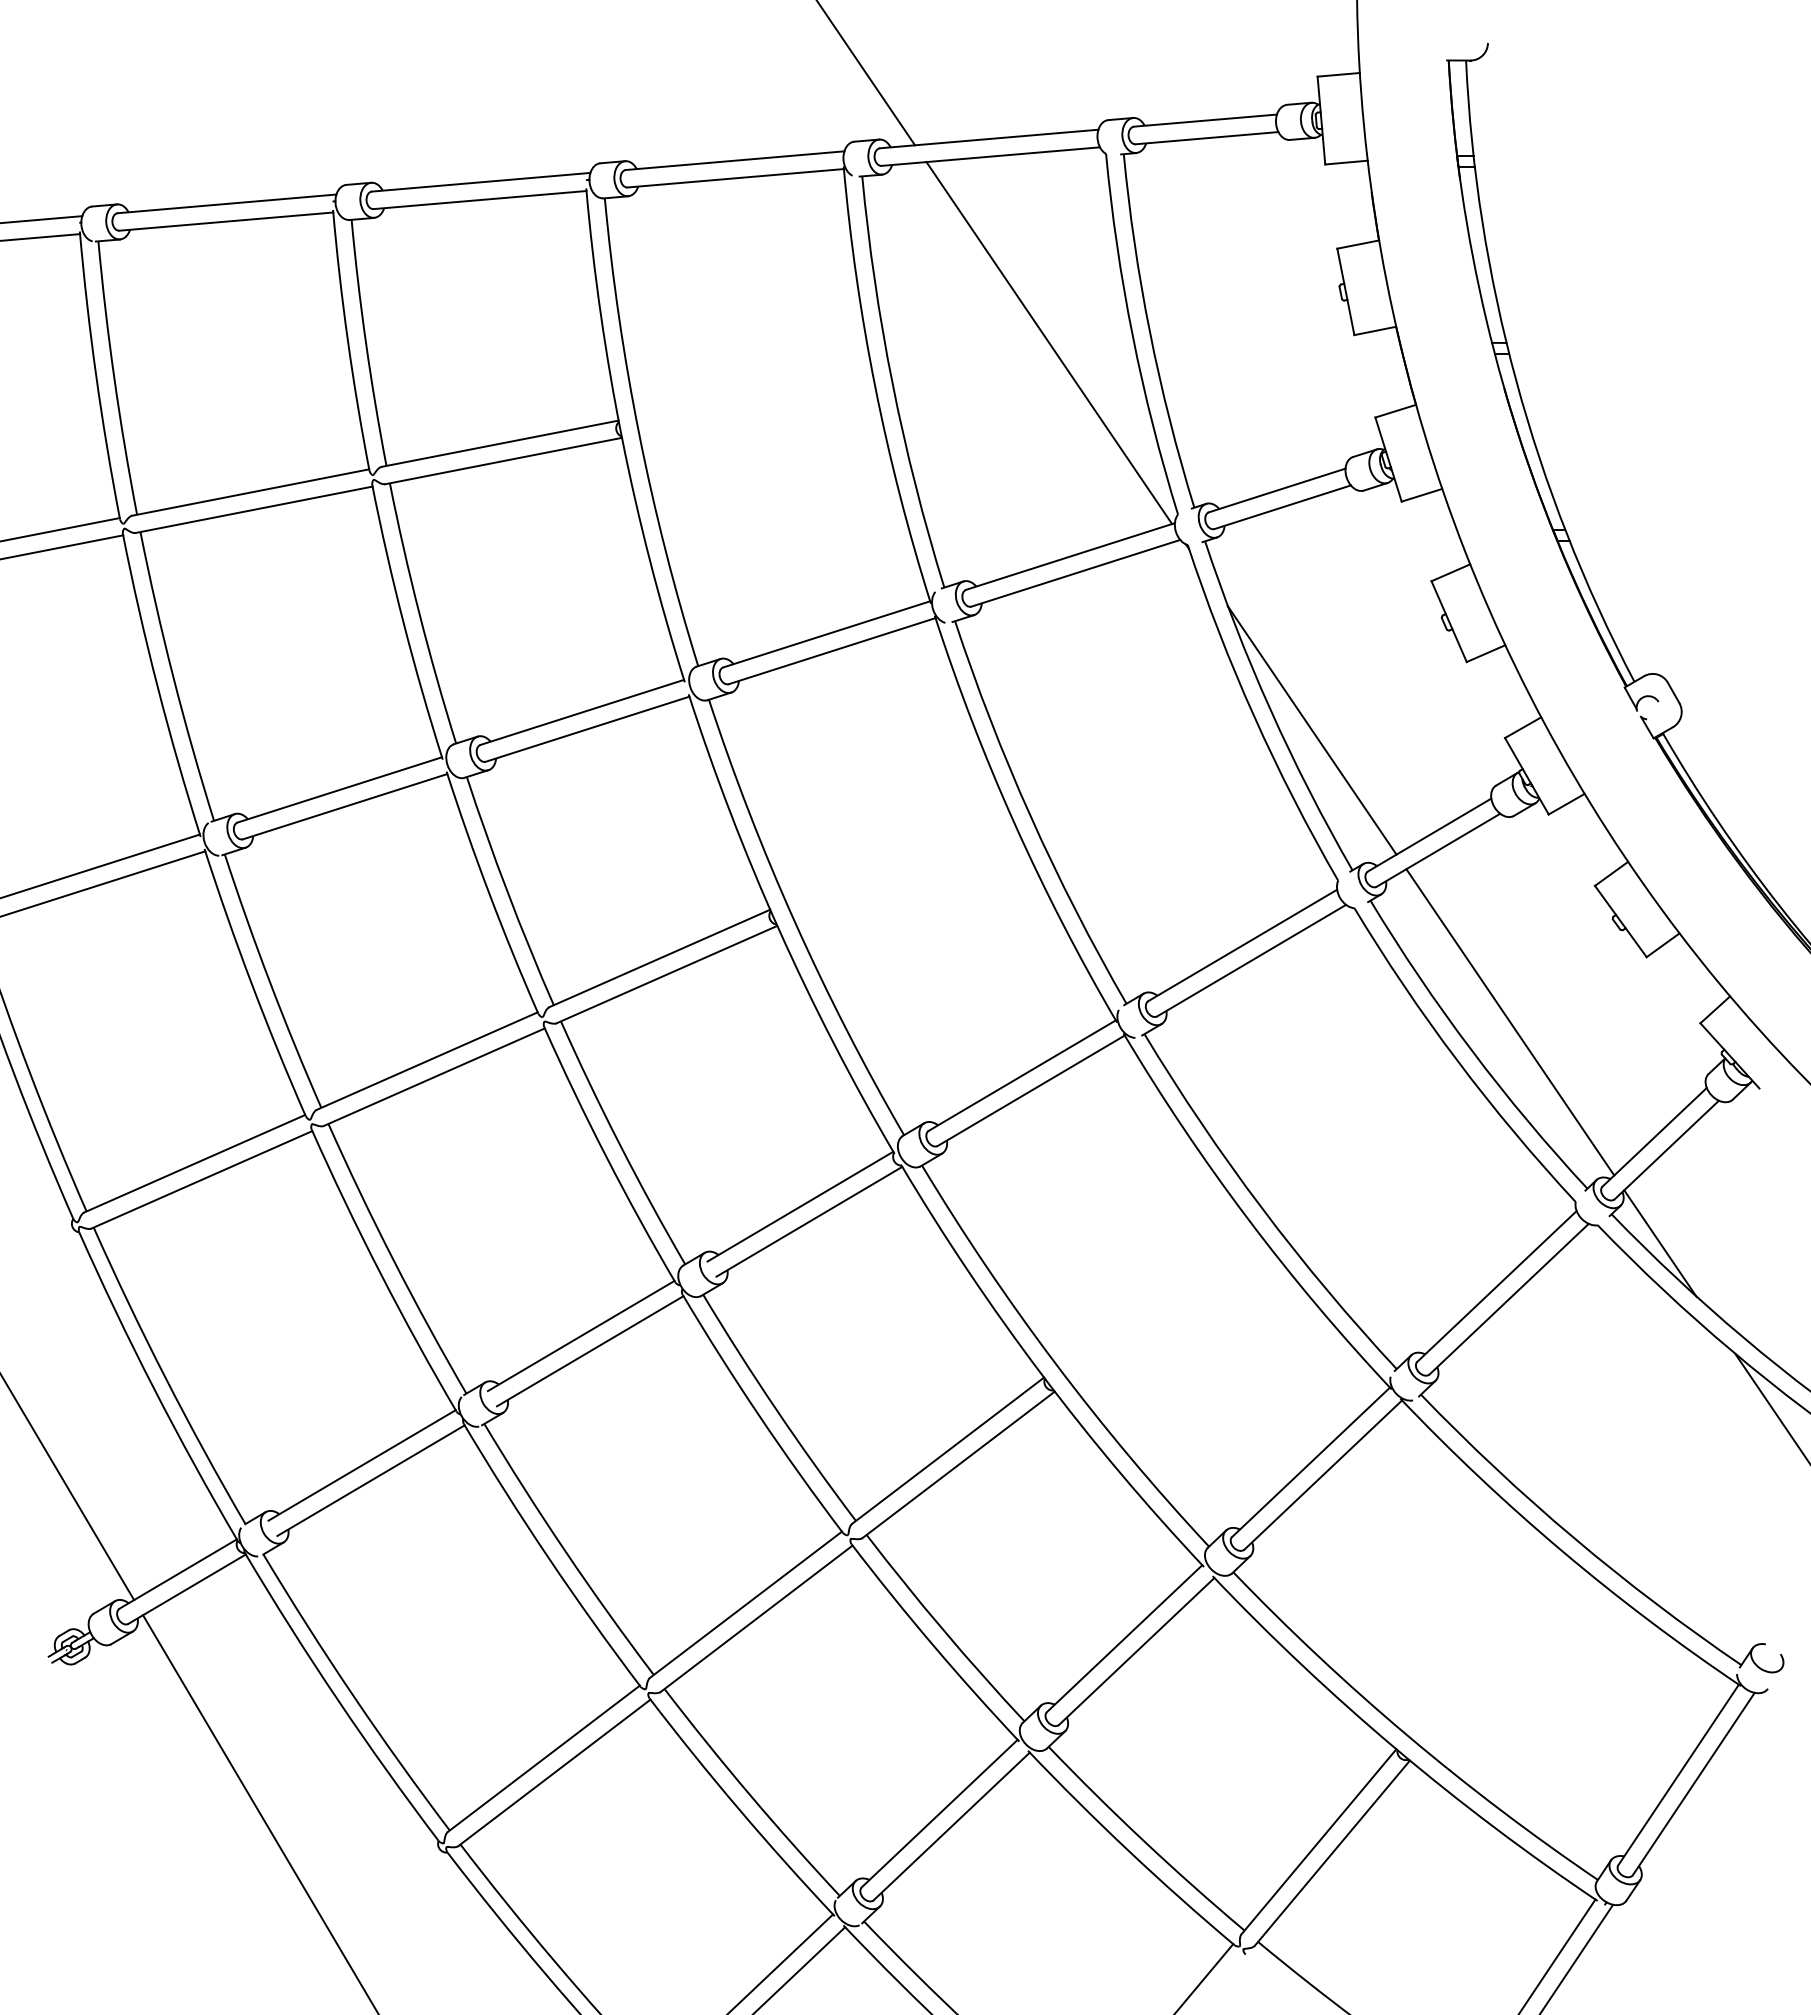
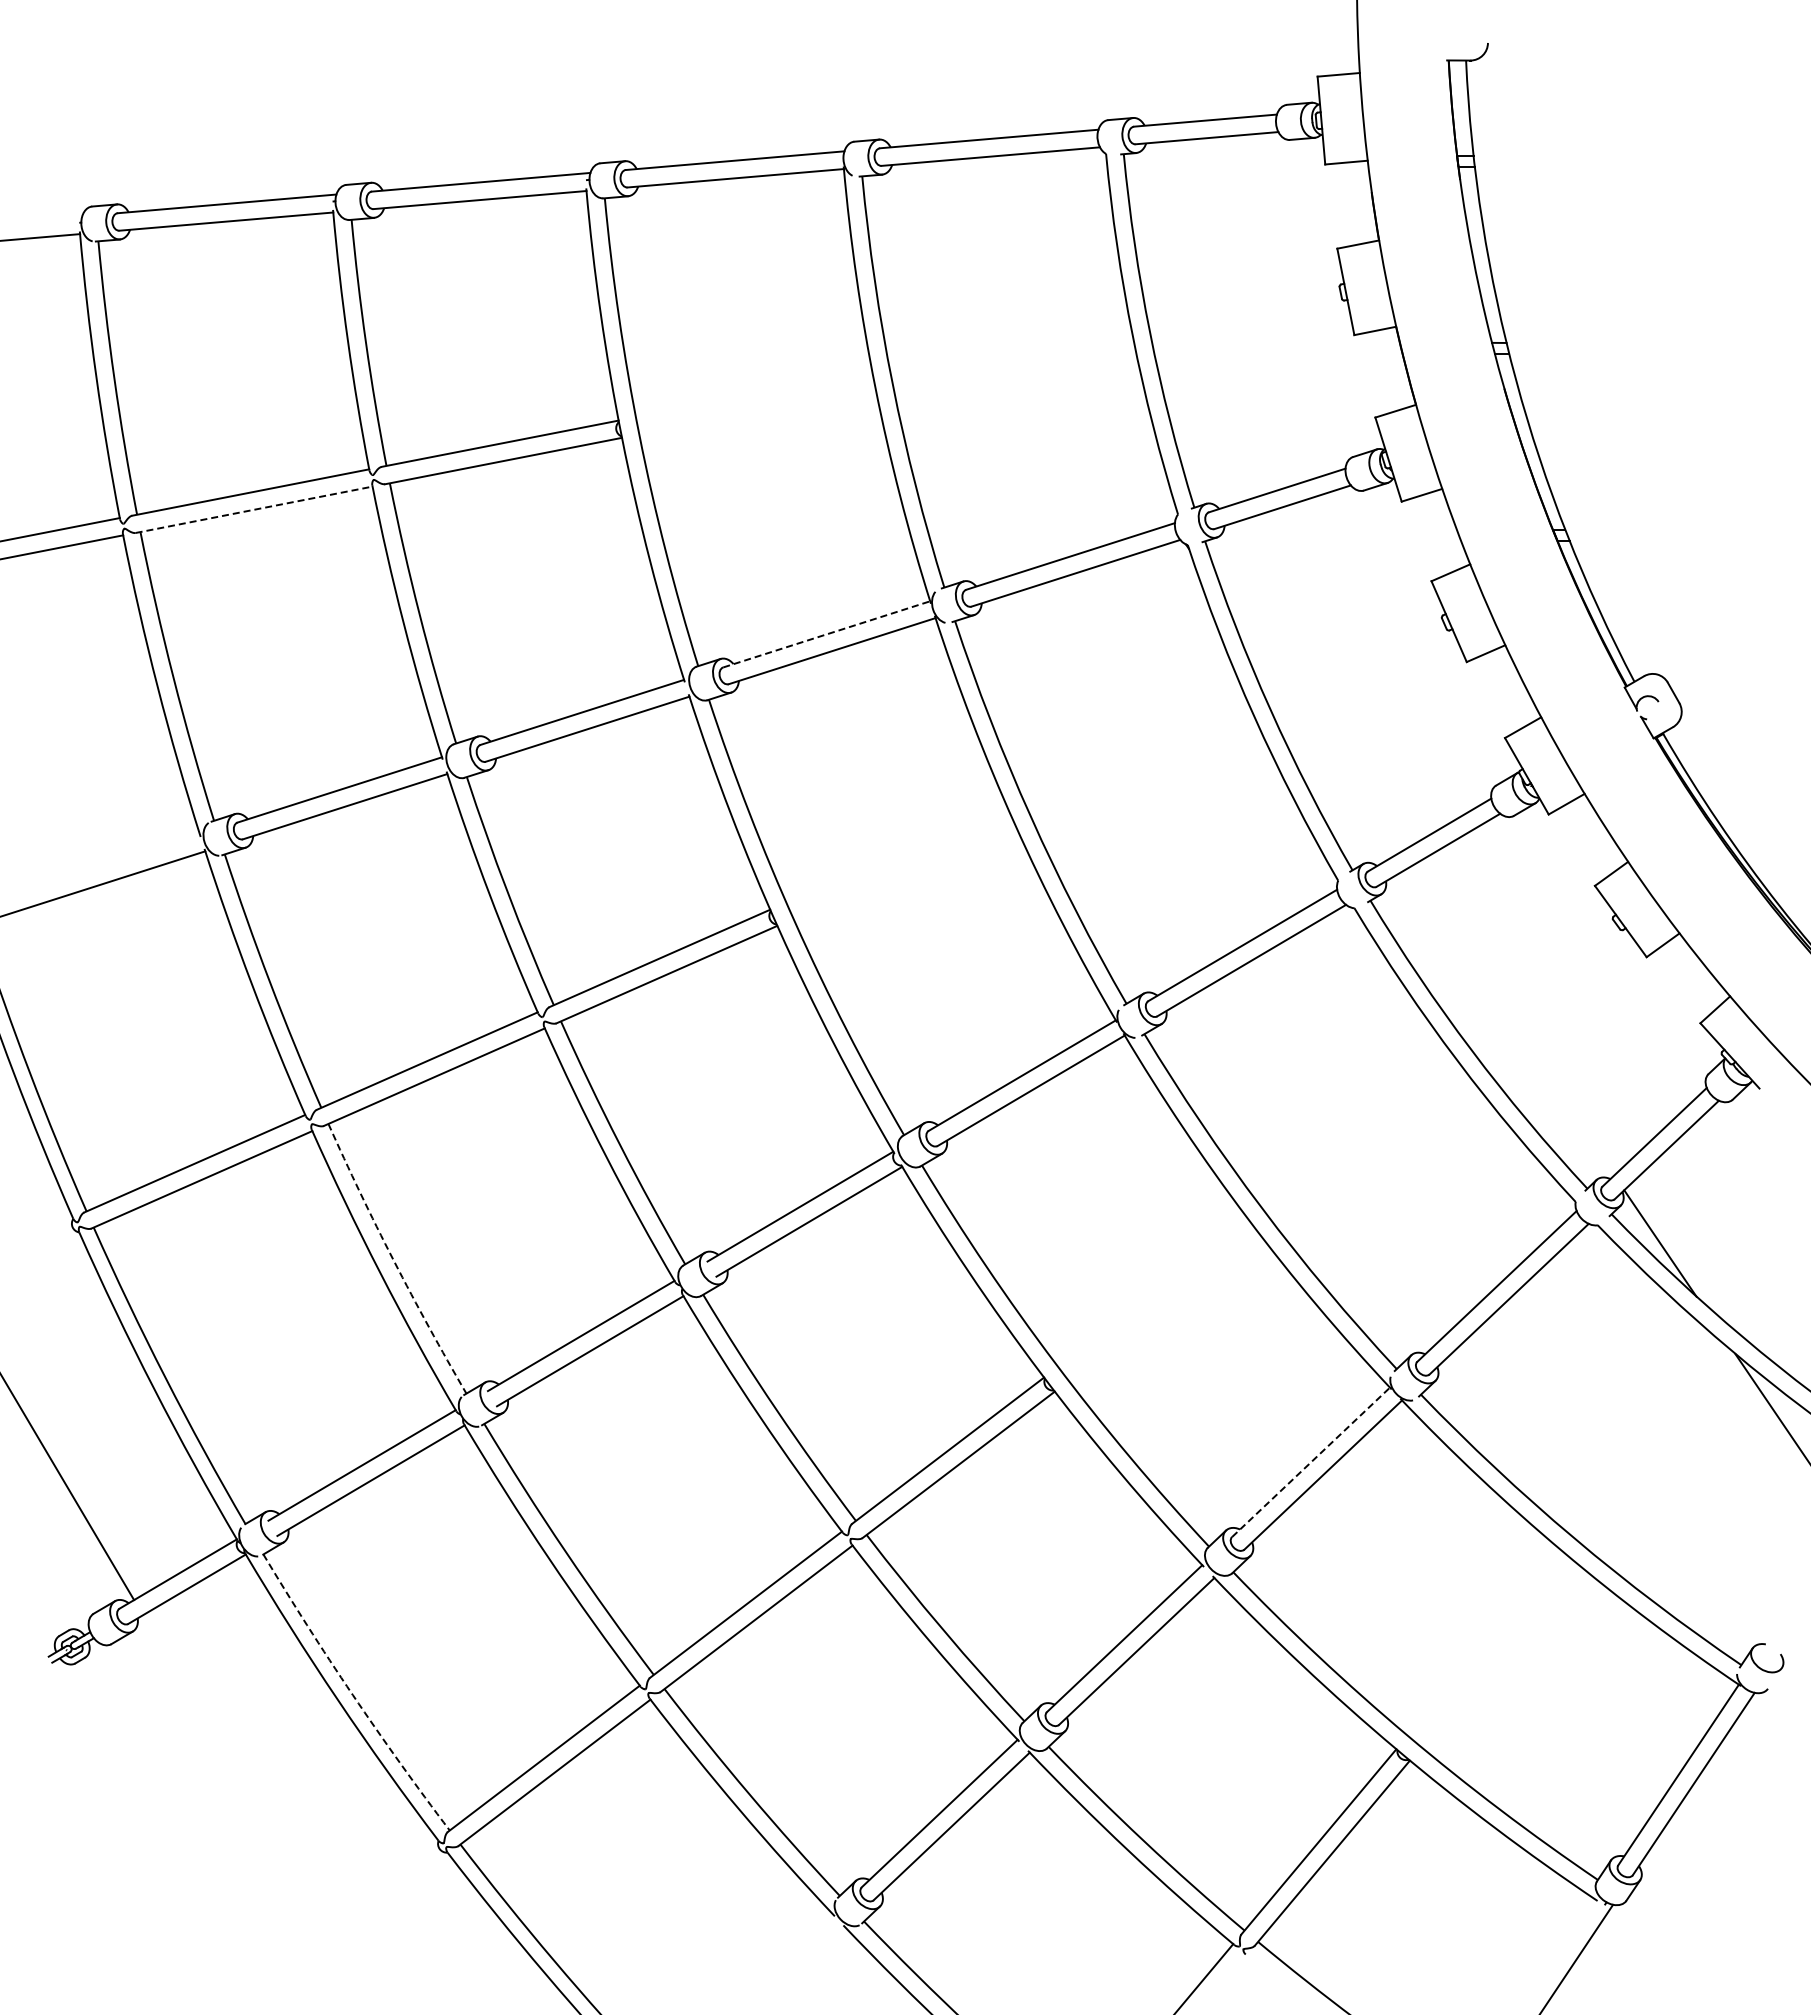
line: present -> none (866, 73)
line: present -> none (42, 219)
line: present -> none (1049, 343)
line: solid -> dashed (254, 509)
line: solid -> dashed (826, 634)
line: present -> none (1311, 730)
line: present -> none (100, 865)
line: present -> none (1510, 1022)
arc: solid -> dashed (393, 1260)
line: solid -> dashed (1311, 1462)
arc: solid -> dashed (352, 1695)
line: present -> none (259, 1813)
line: present -> none (1557, 1955)
line: present -> none (781, 1962)
line: present -> none (800, 1969)
